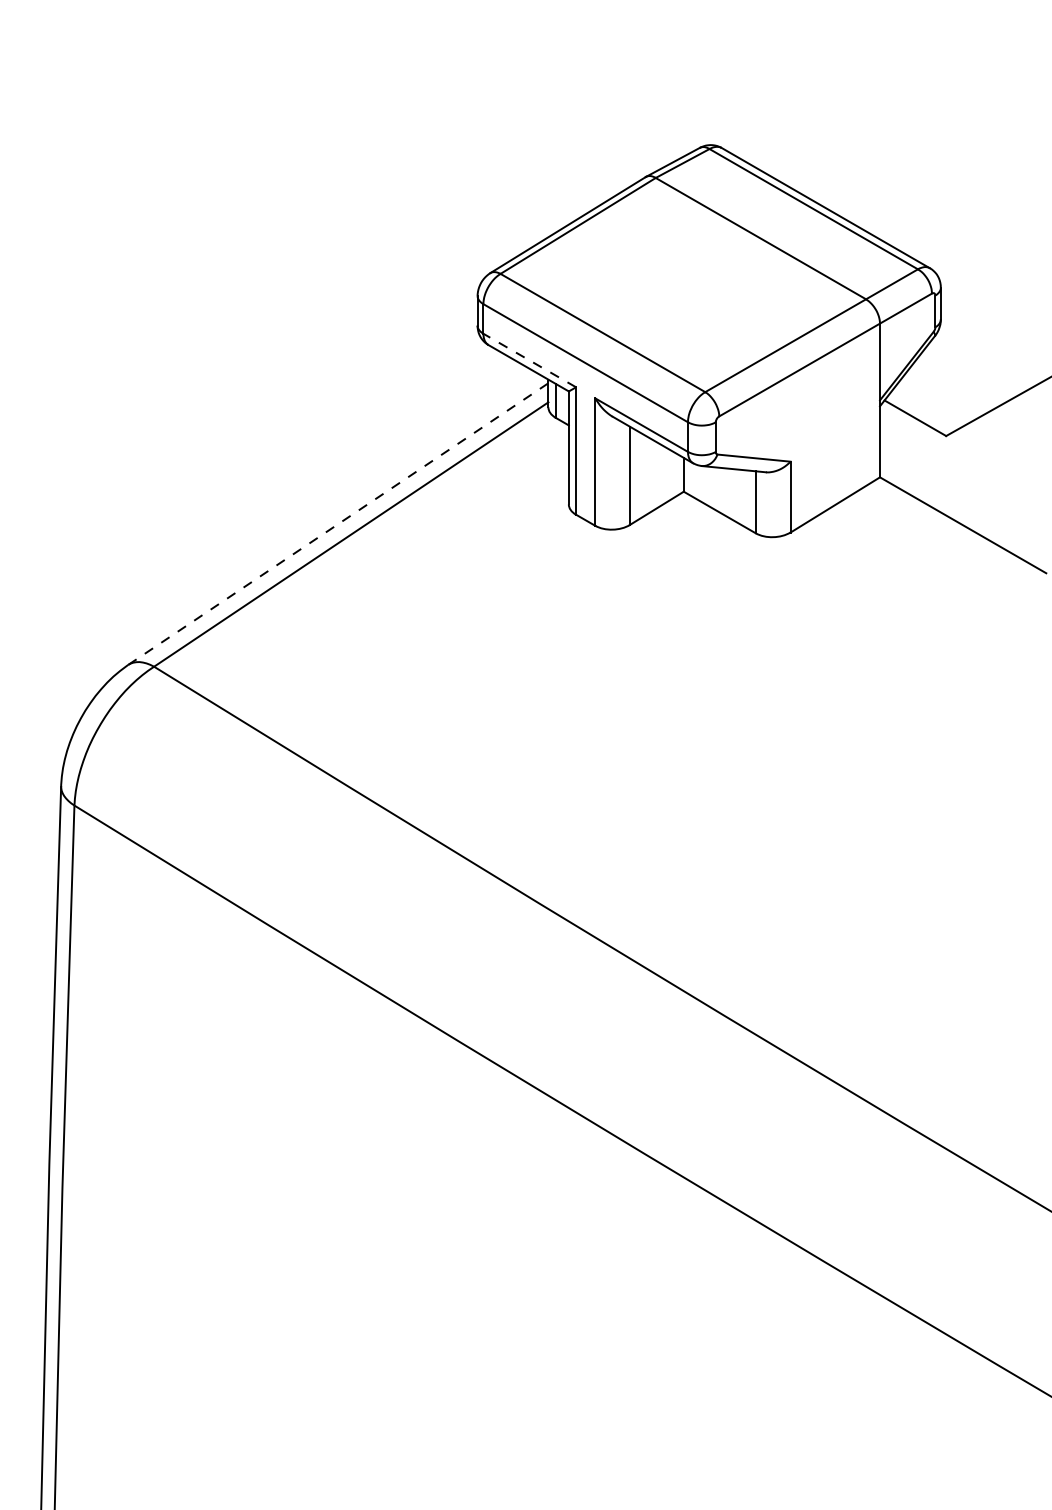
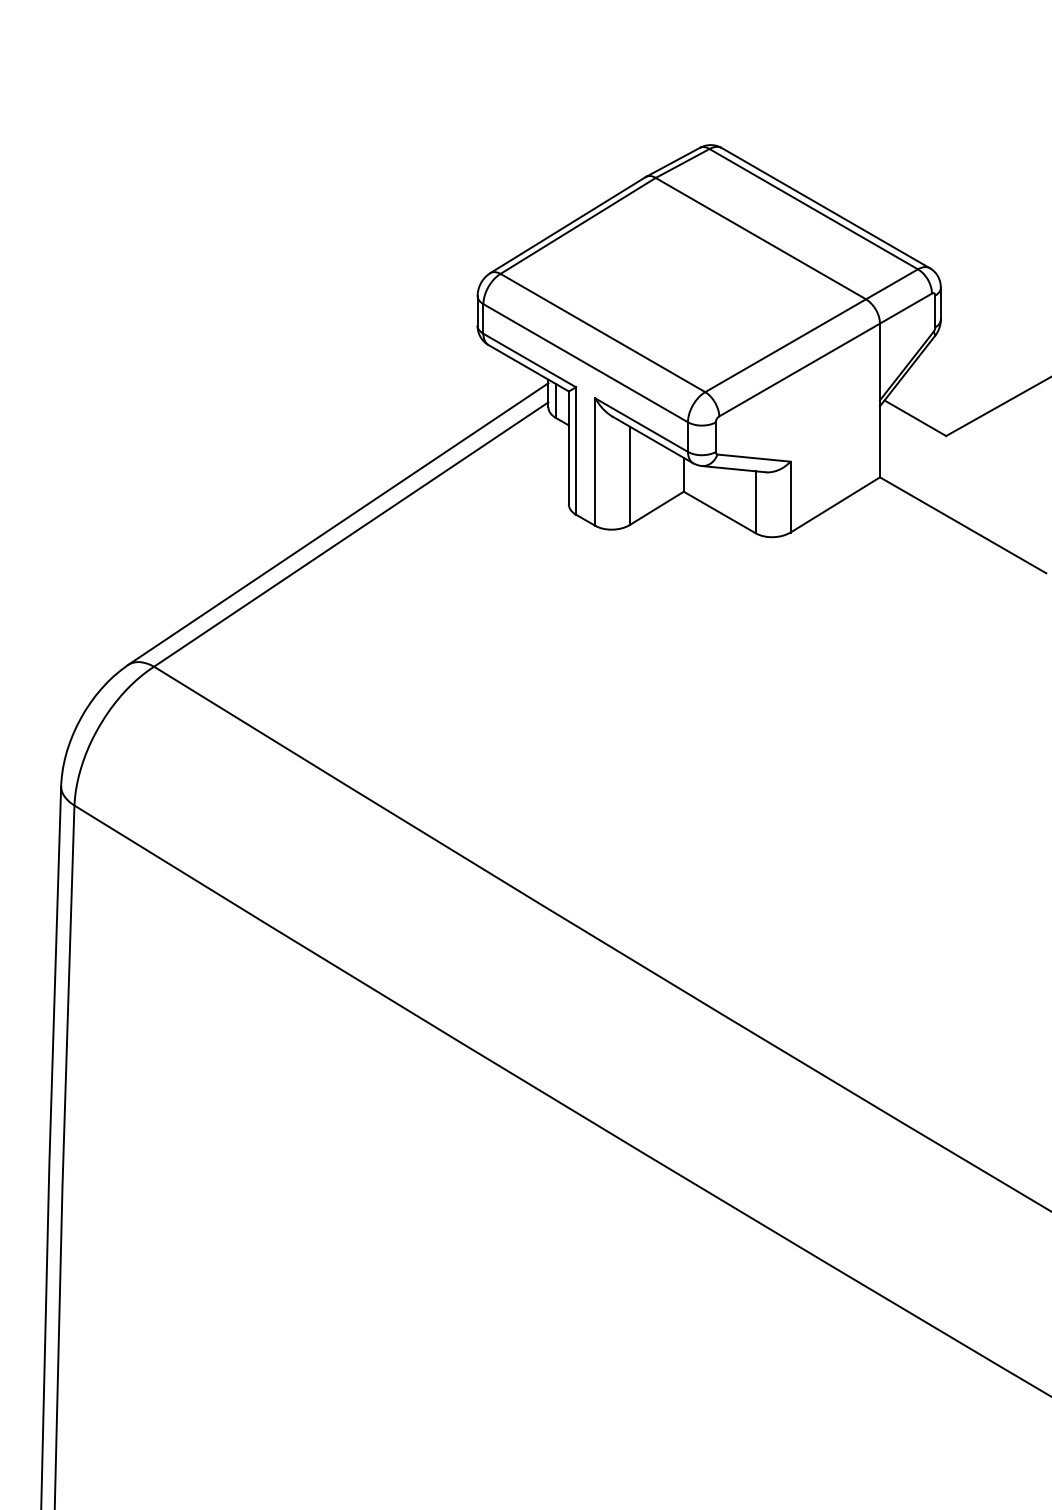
line: dashed -> solid (529, 360)
line: dashed -> solid (338, 524)
